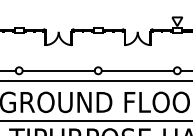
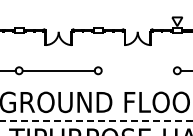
line: present -> none (137, 71)
line: present -> none (95, 80)
line: solid -> dashed (96, 120)
